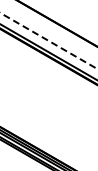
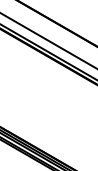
line: dashed -> solid (49, 41)
